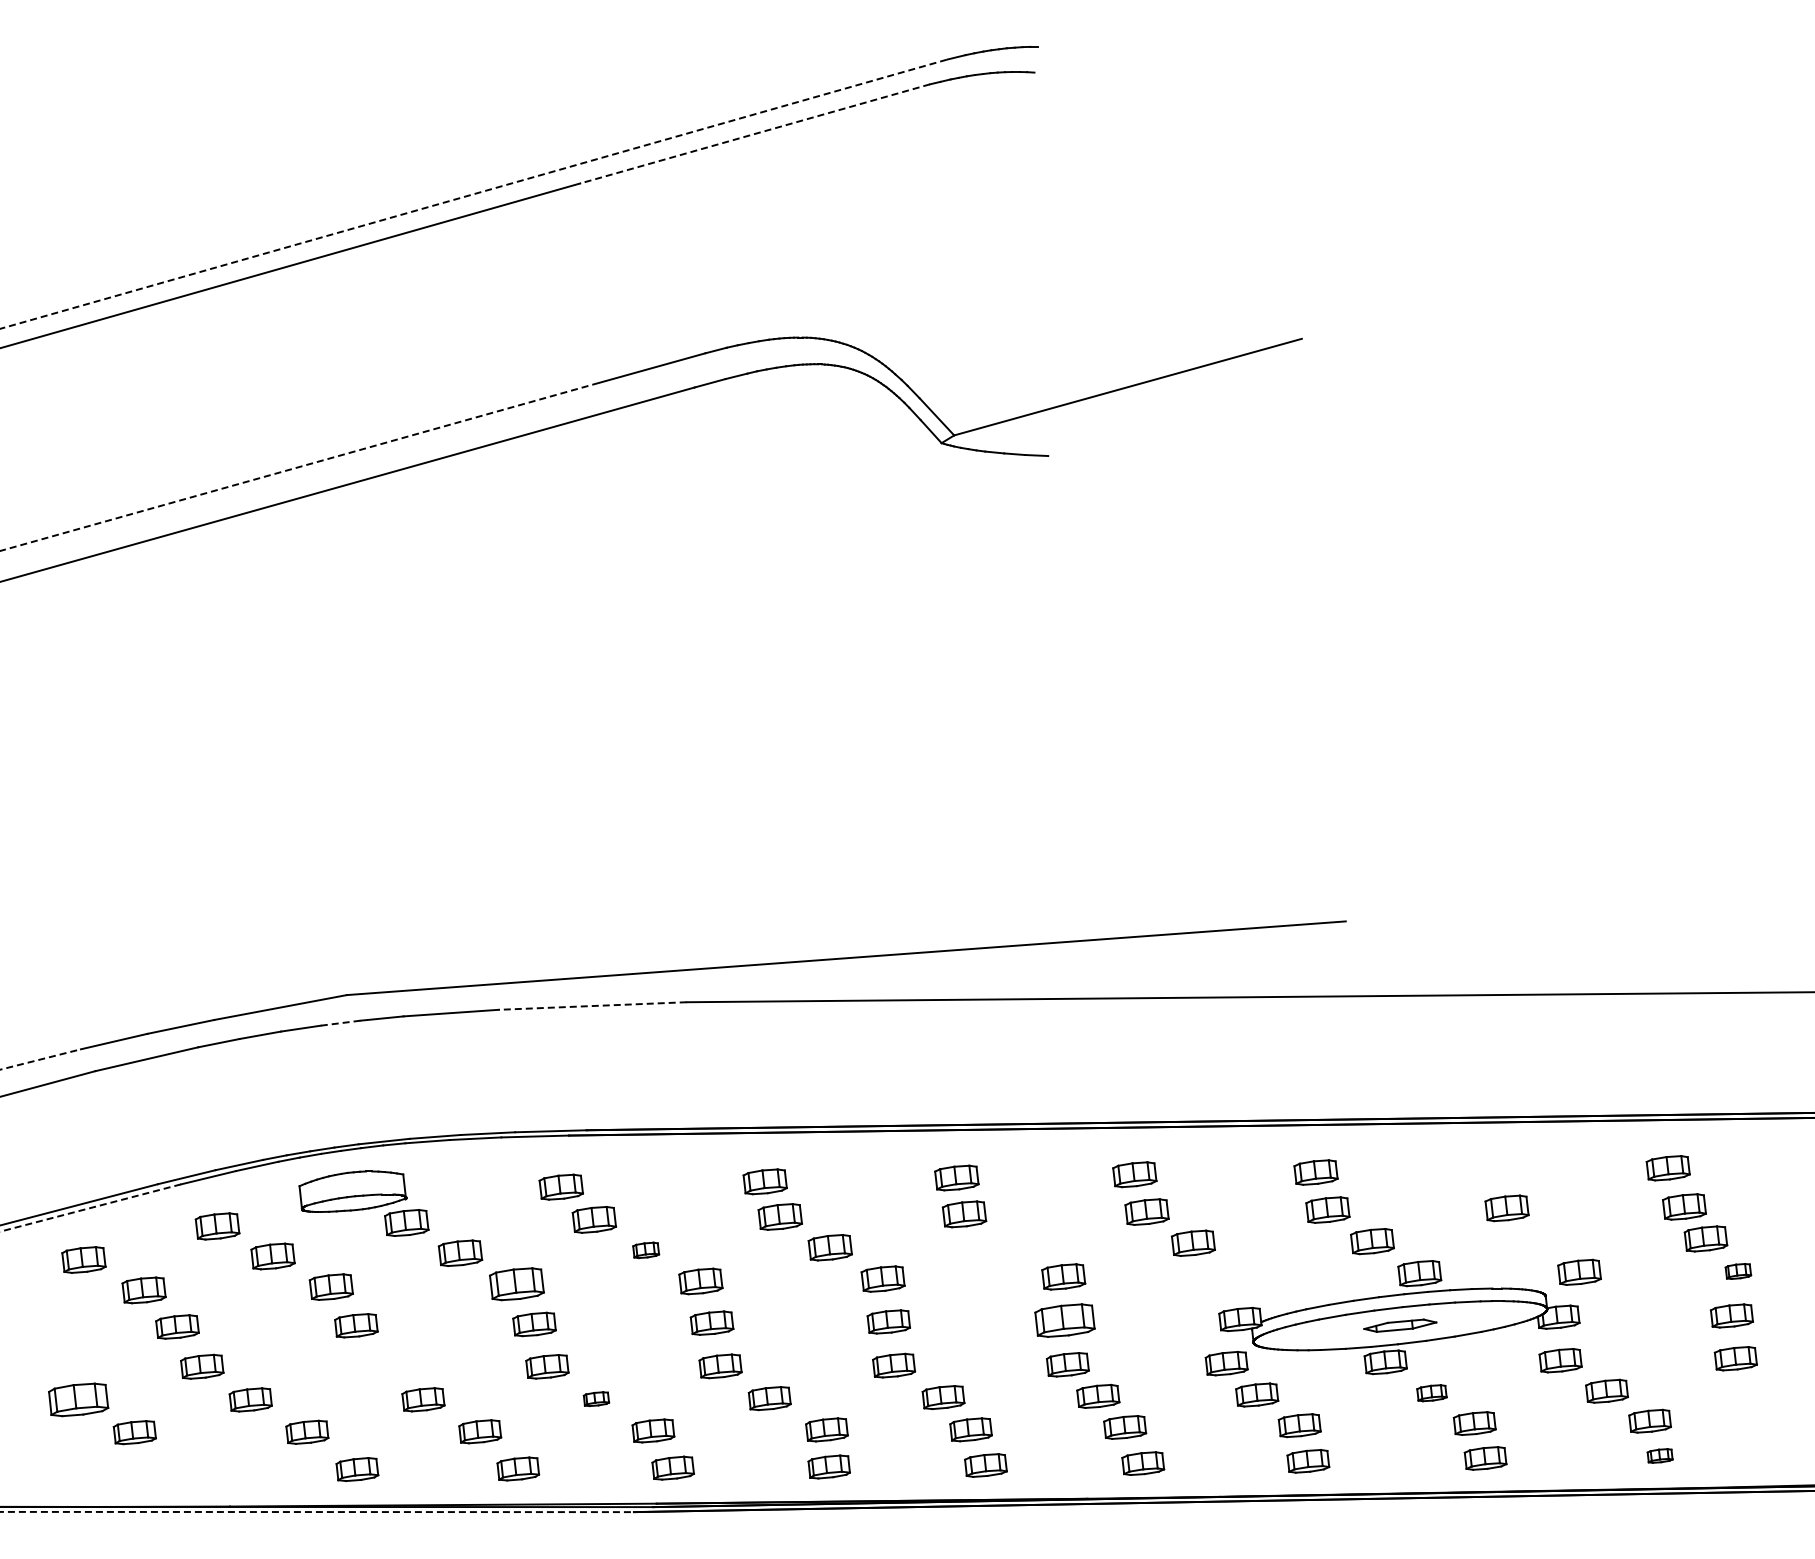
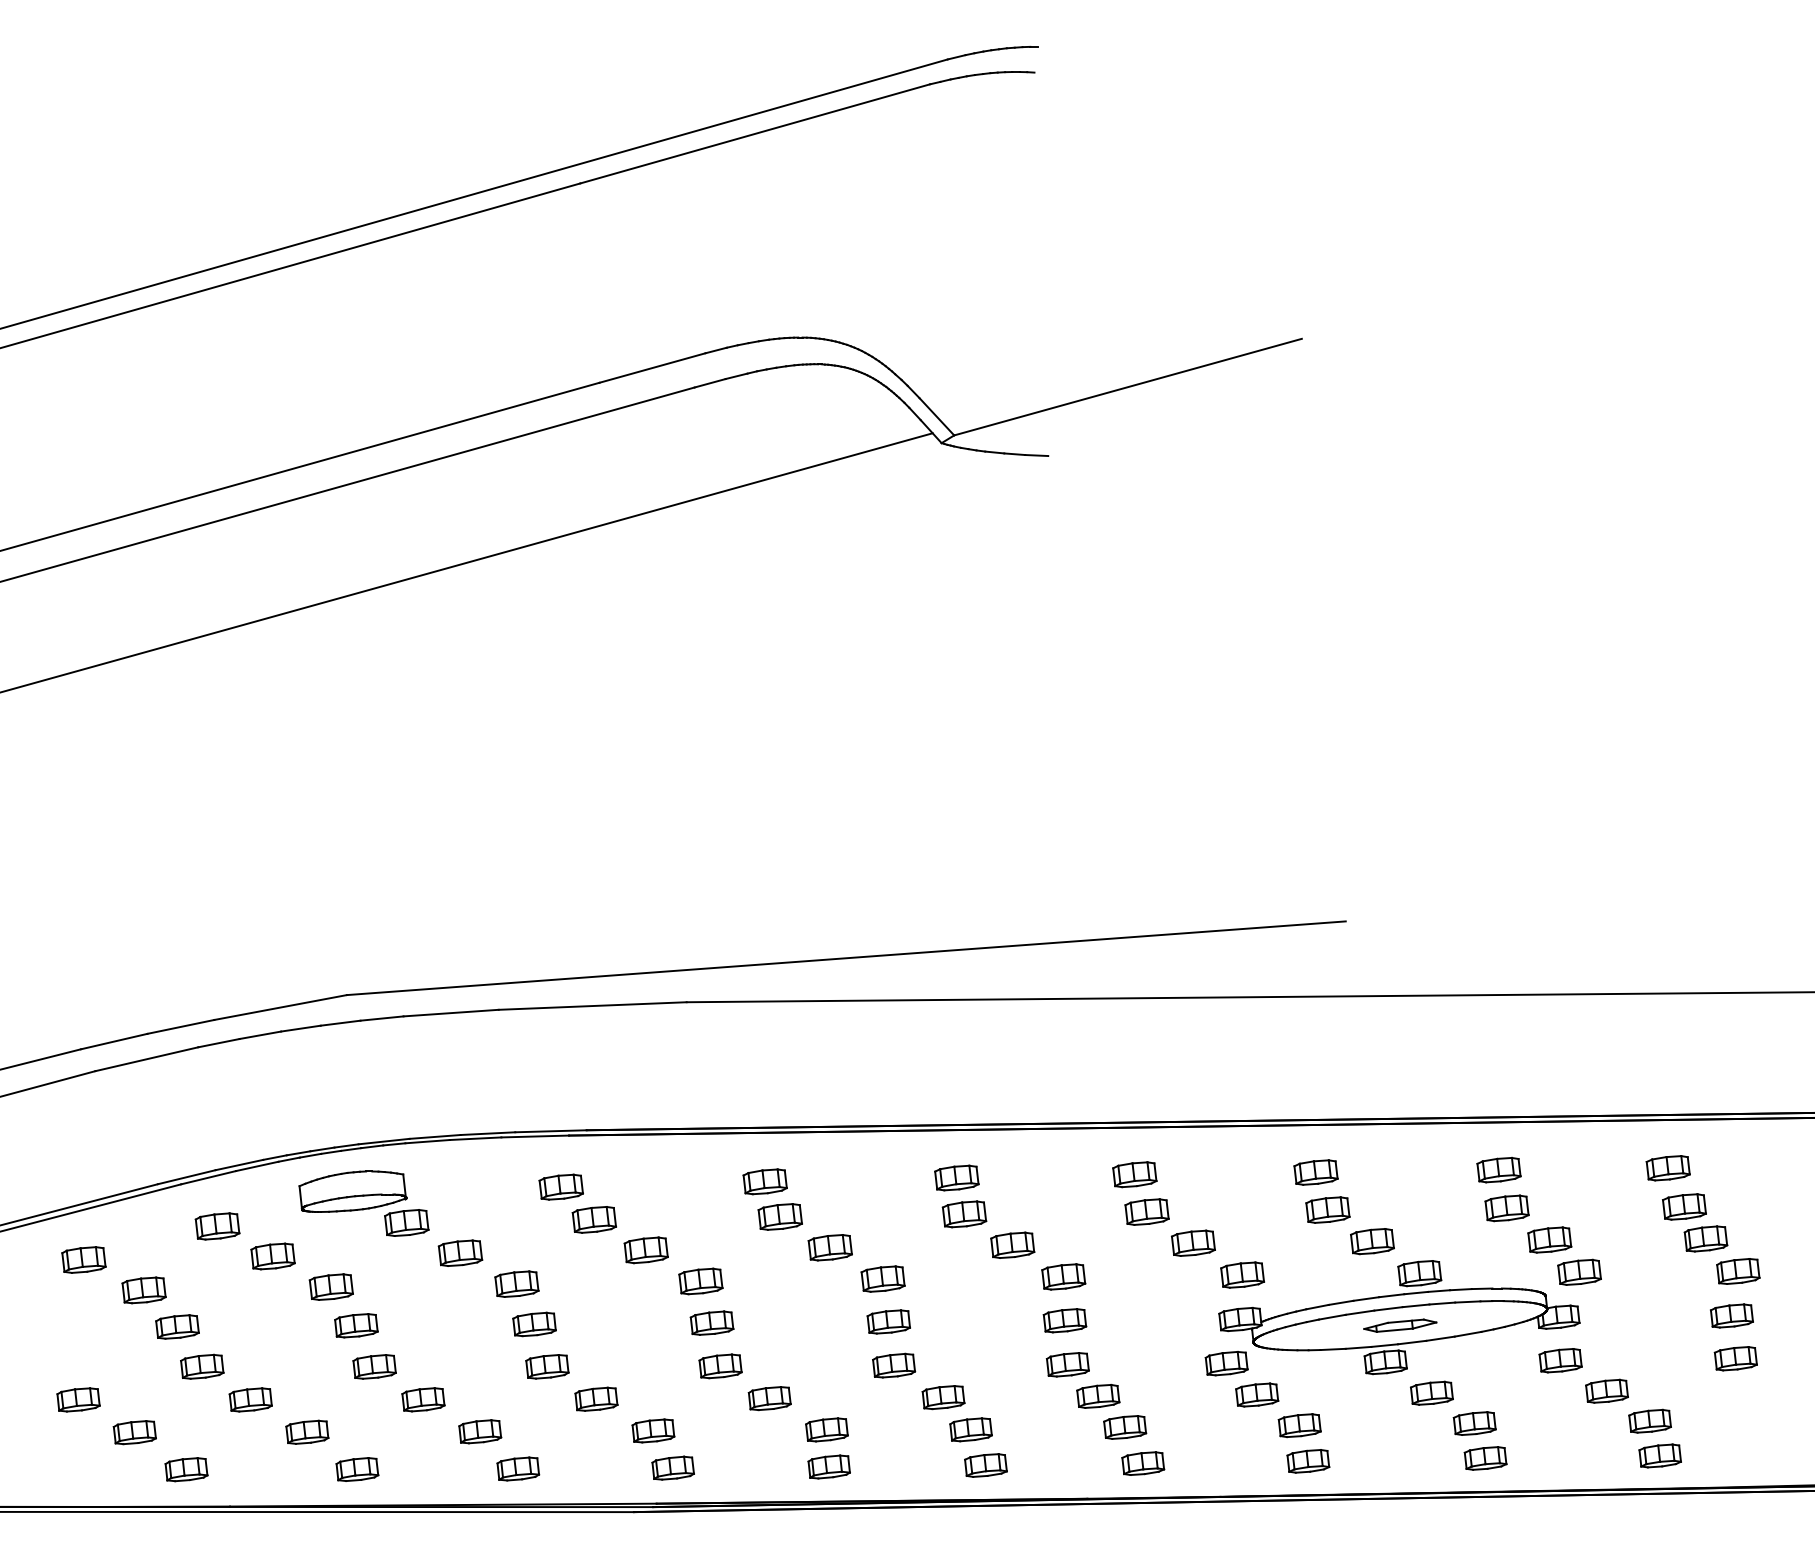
line: dashed -> solid (755, 133)
line: dashed -> solid (474, 194)
line: dashed -> solid (300, 466)
line: none -> present (467, 562)
line: dashed -> solid (592, 1006)
line: dashed -> solid (340, 1023)
line: dashed -> solid (41, 1059)
part: none -> present (1498, 1169)
line: dashed -> solid (90, 1208)
part: none -> present (1549, 1239)
part: none -> present (1012, 1244)
part size: 29x19 px -> 46x29 px (645, 1250)
part size: 29x17 px -> 45x27 px (1738, 1271)
part: none -> present (1242, 1274)
part size: 56x35 px -> 46x28 px (516, 1283)
part size: 62x35 px -> 46x26 px (1064, 1320)
part: none -> present (374, 1366)
part size: 32x19 px -> 44x26 px (1431, 1392)
part size: 62x36 px -> 45x26 px (78, 1399)
part size: 29x17 px -> 45x26 px (596, 1398)
part size: 28x16 px -> 44x26 px (1659, 1455)
part: none -> present (186, 1469)
line: dashed -> solid (317, 1512)
